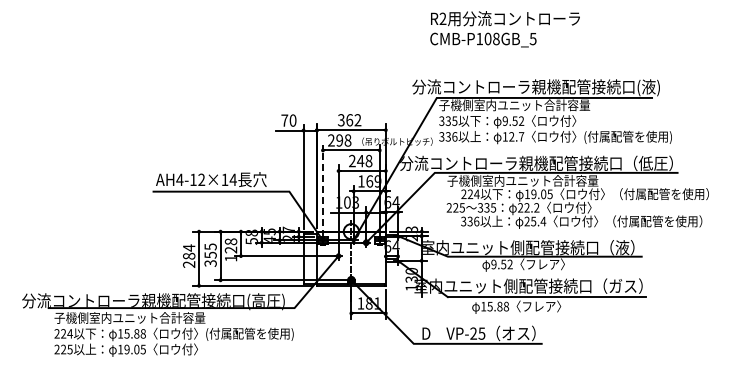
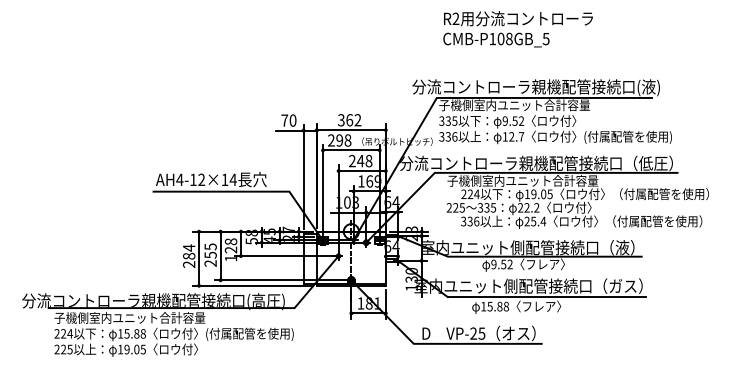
text position: (504, 29) -> (517, 29) (517, 29)
line: dashed -> solid (323, 190)
text: 355 -> 255 (210, 263)
